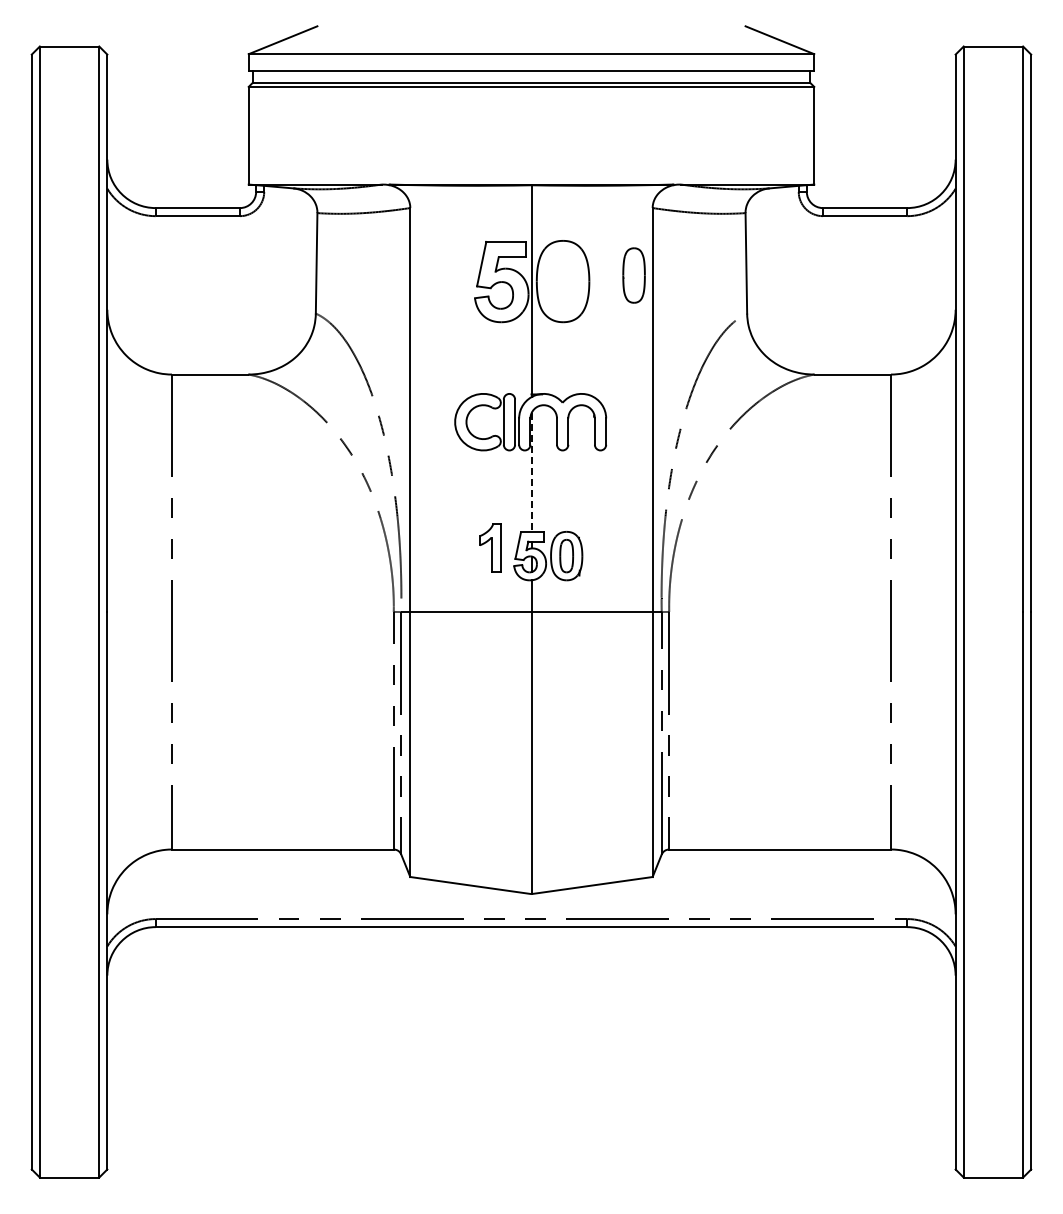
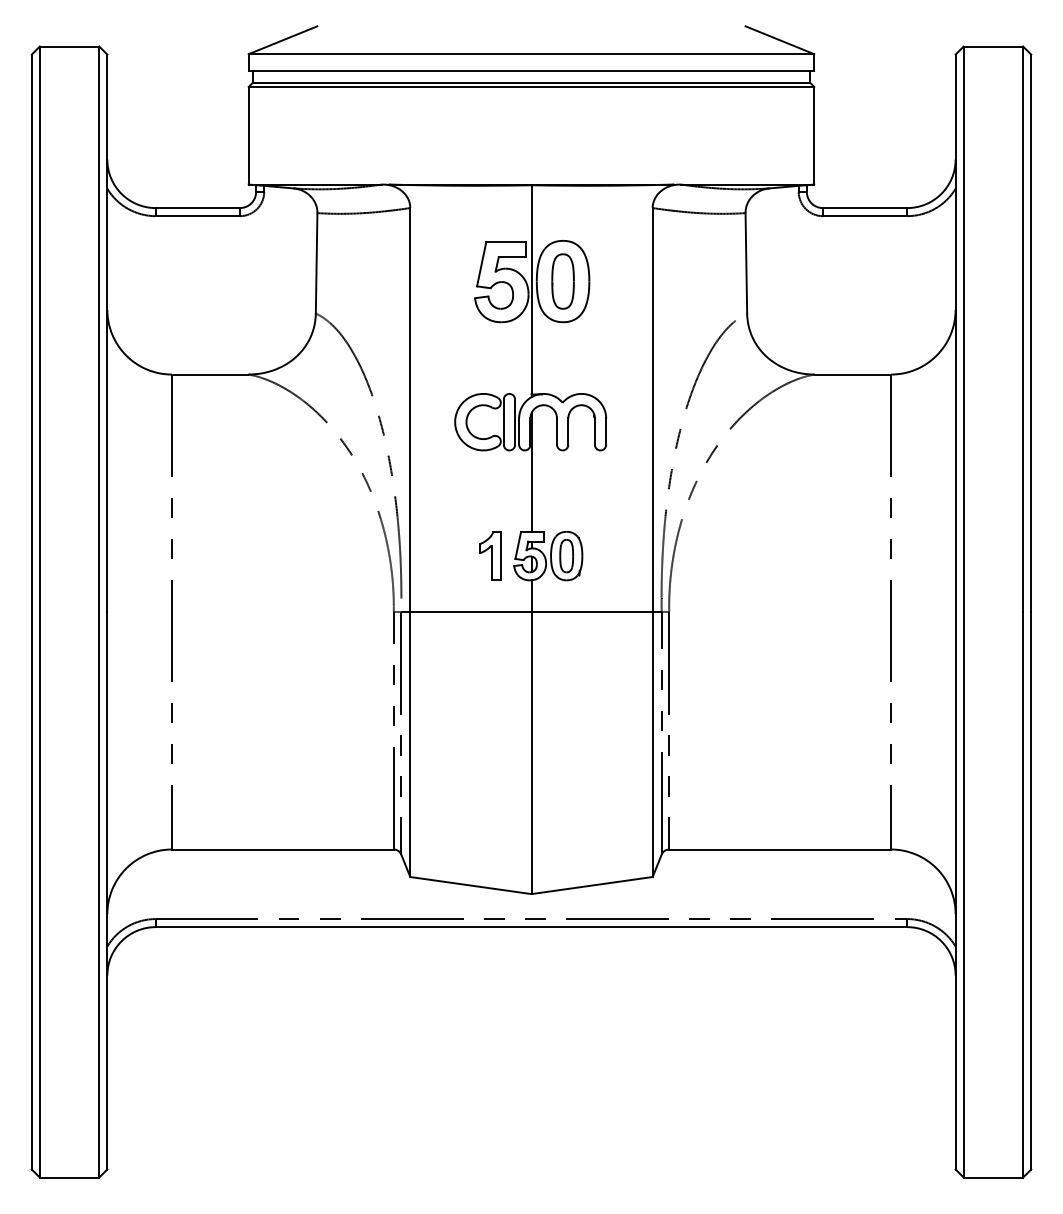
part position: (633, 275) -> (562, 281) (562, 281)
line: dashed -> solid (531, 472)
part position: (490, 547) -> (490, 555) (490, 555)
